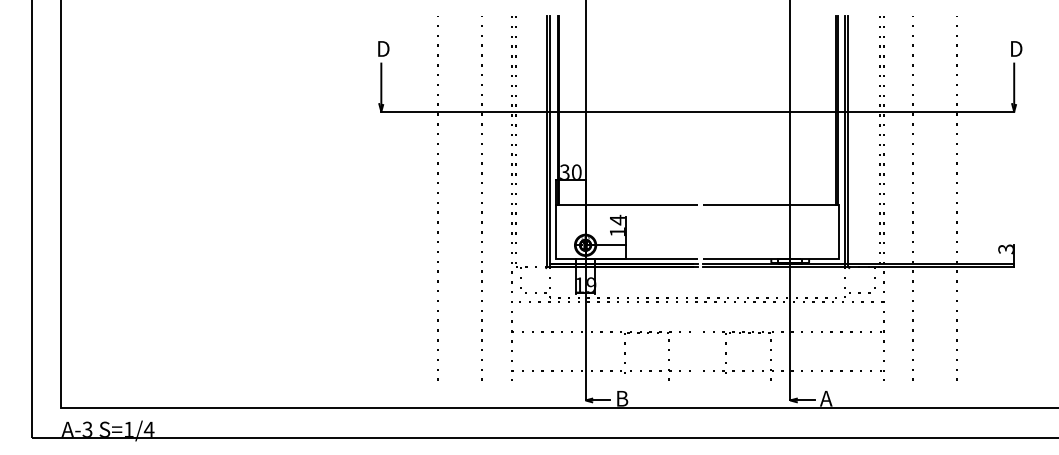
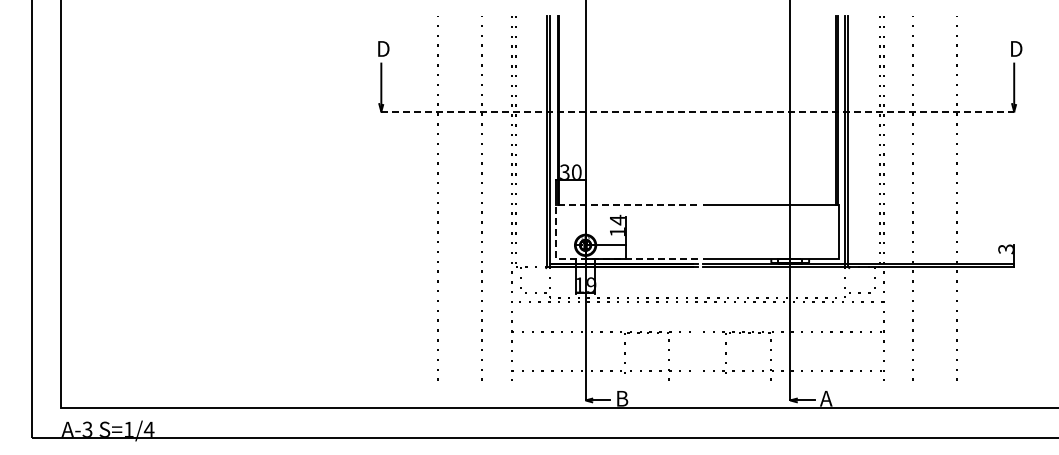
line: solid -> dashed (698, 111)
line: solid -> dashed (556, 231)
